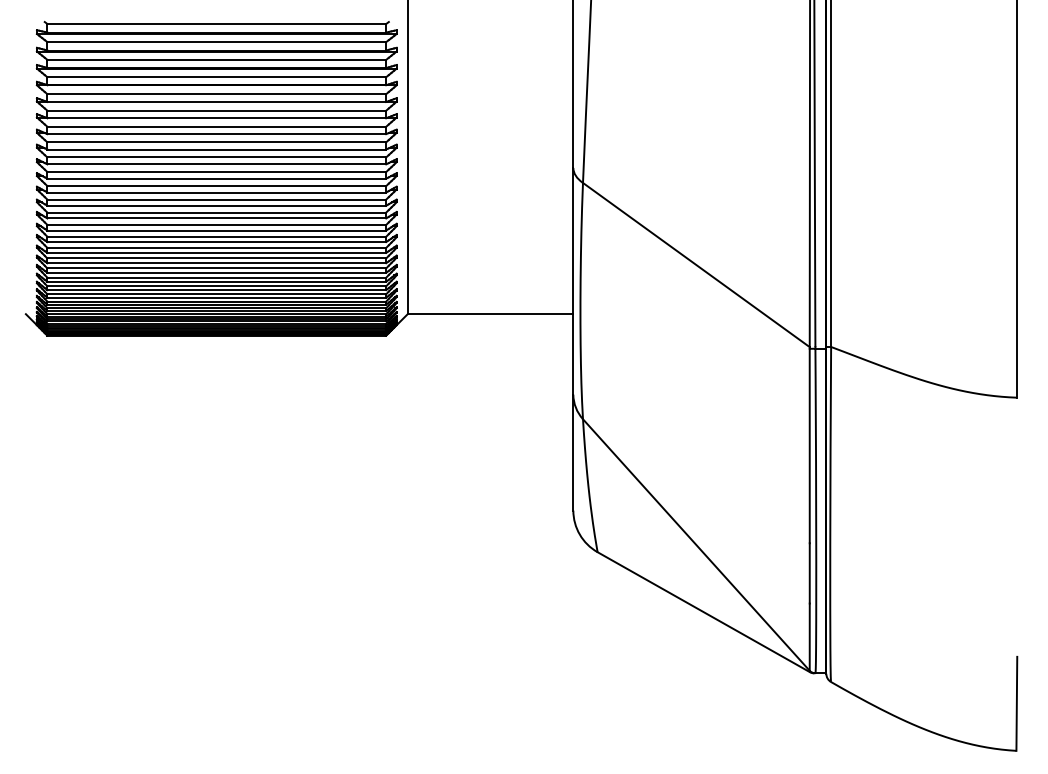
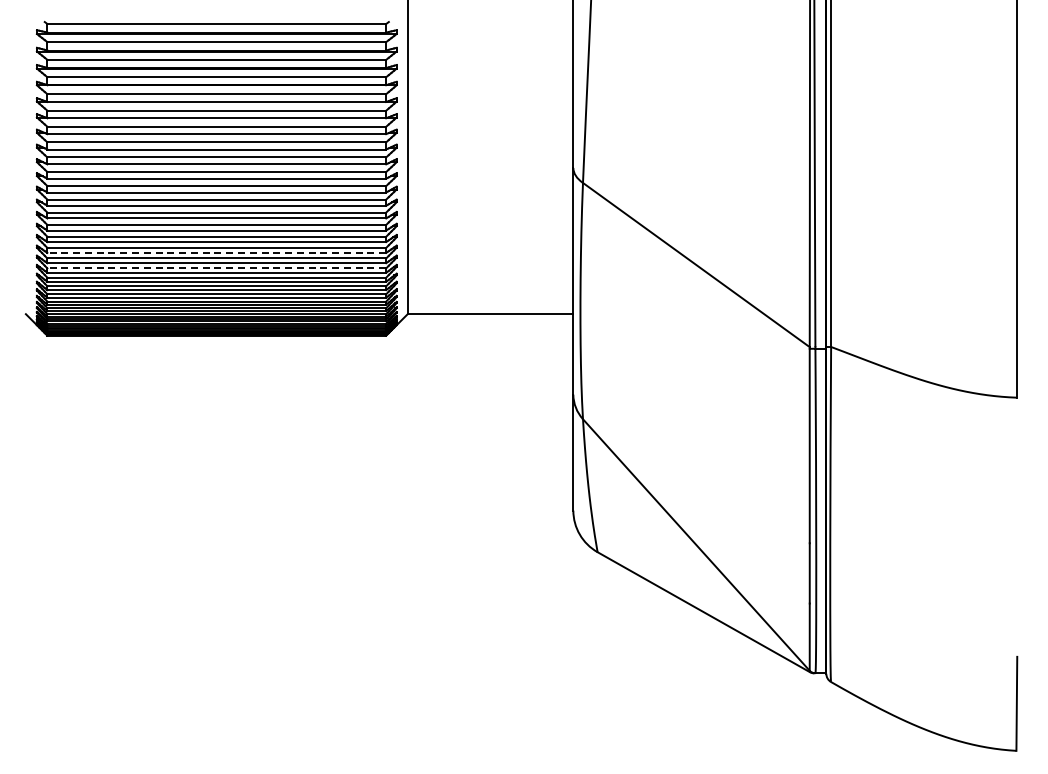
line: solid -> dashed (216, 252)
line: solid -> dashed (216, 268)
